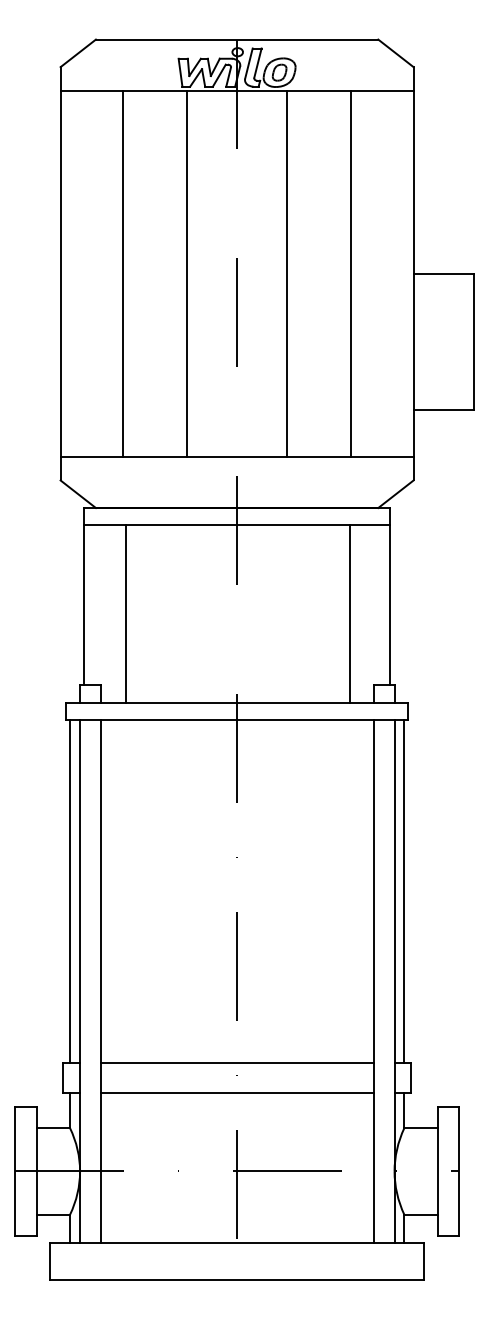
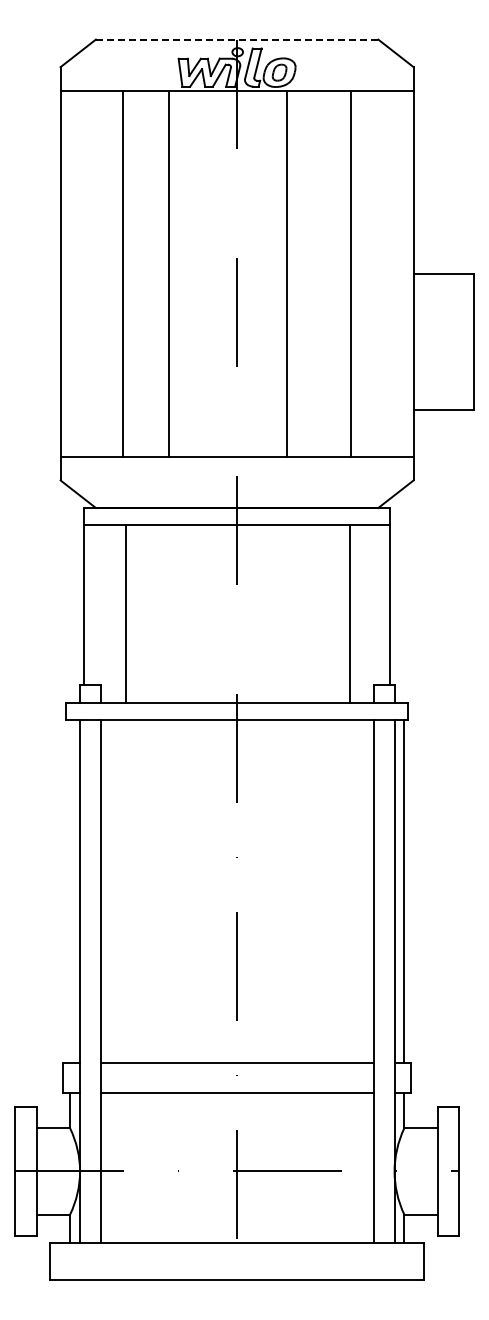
line: solid -> dashed (237, 39)
line position: (186, 273) -> (168, 273) (168, 273)
line: present -> none (70, 890)
